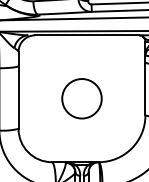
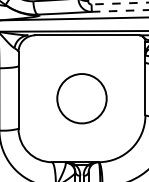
line: solid -> dashed (119, 3)
line: solid -> dashed (119, 10)
circle size: 42x42 px -> 52x52 px (81, 98)
